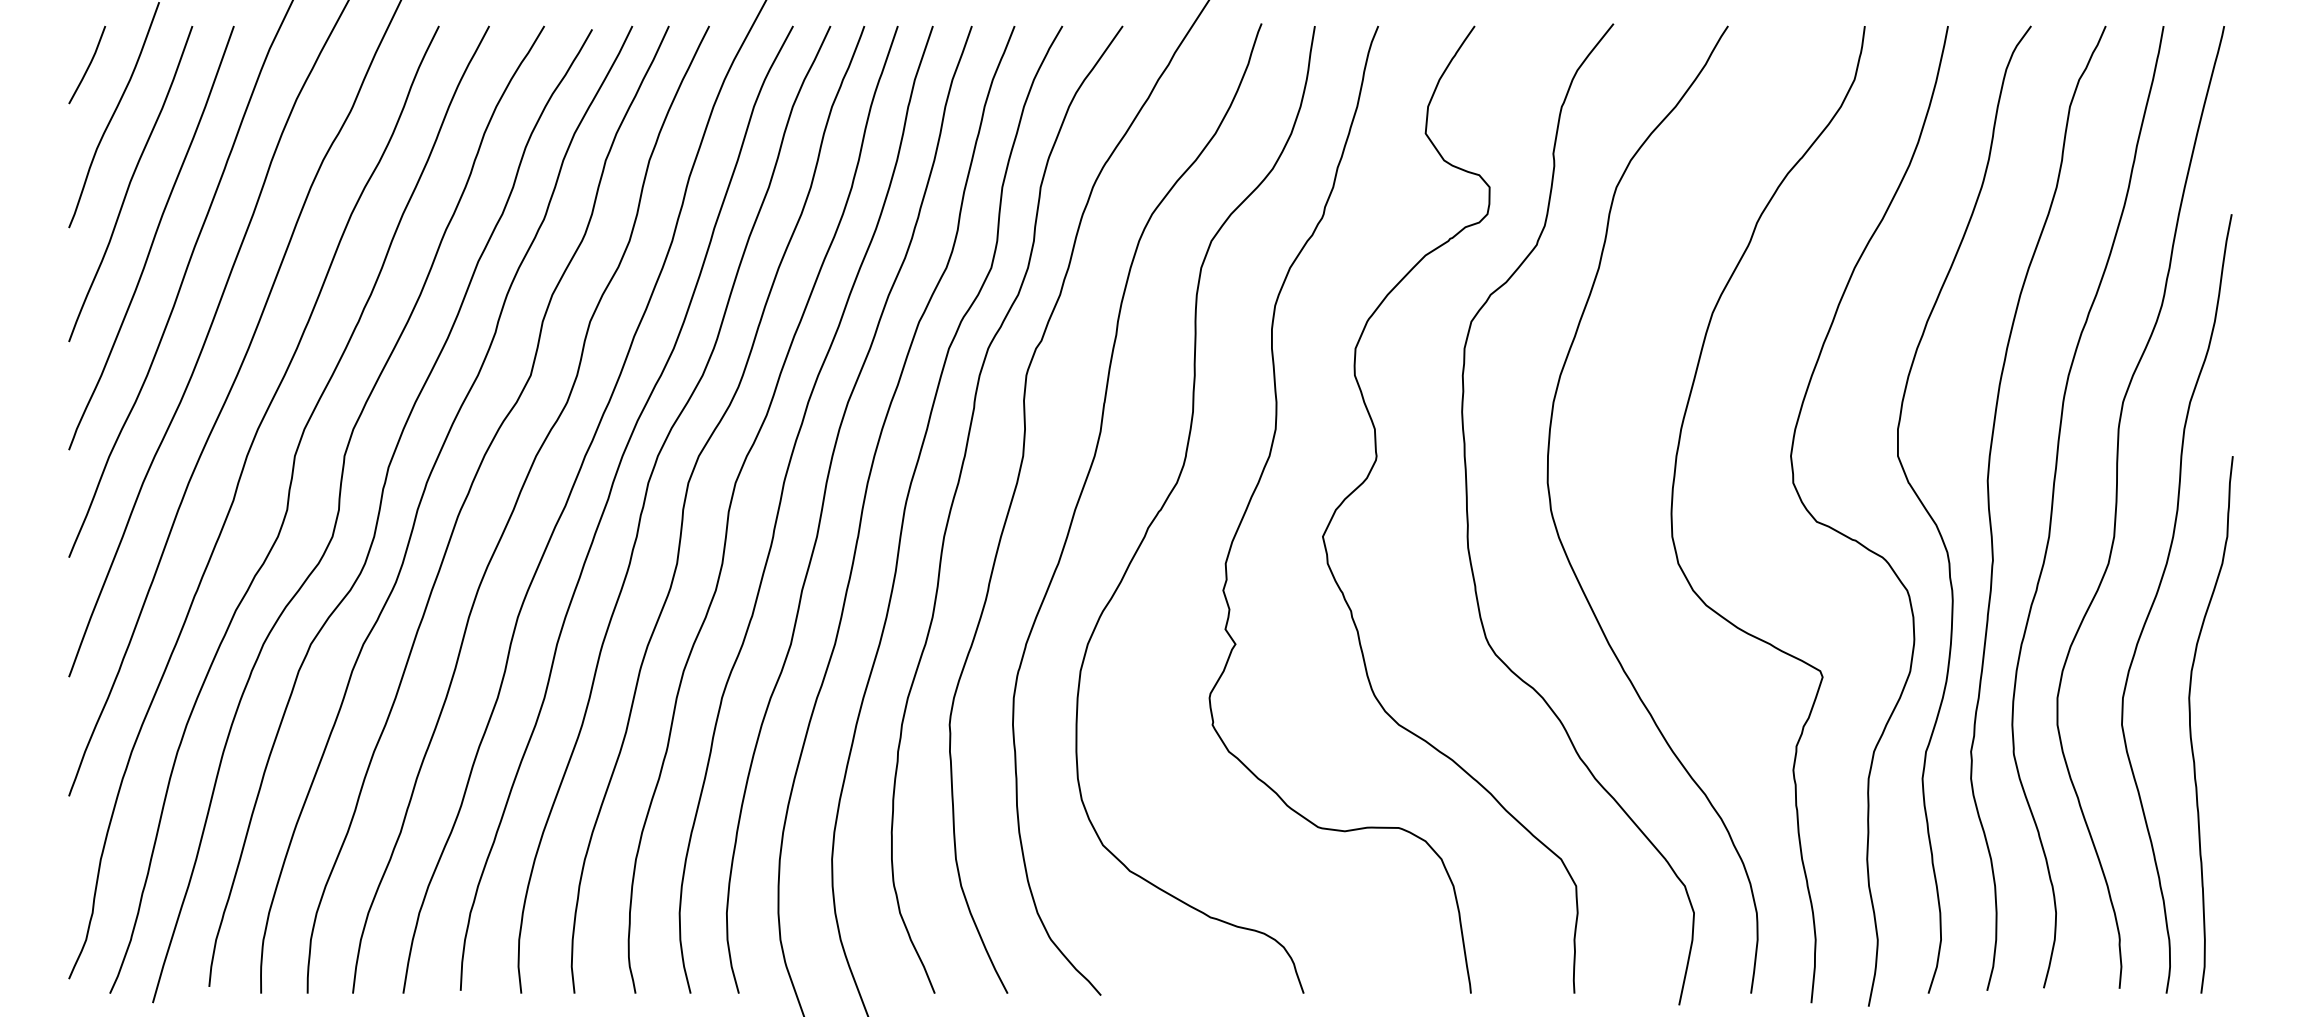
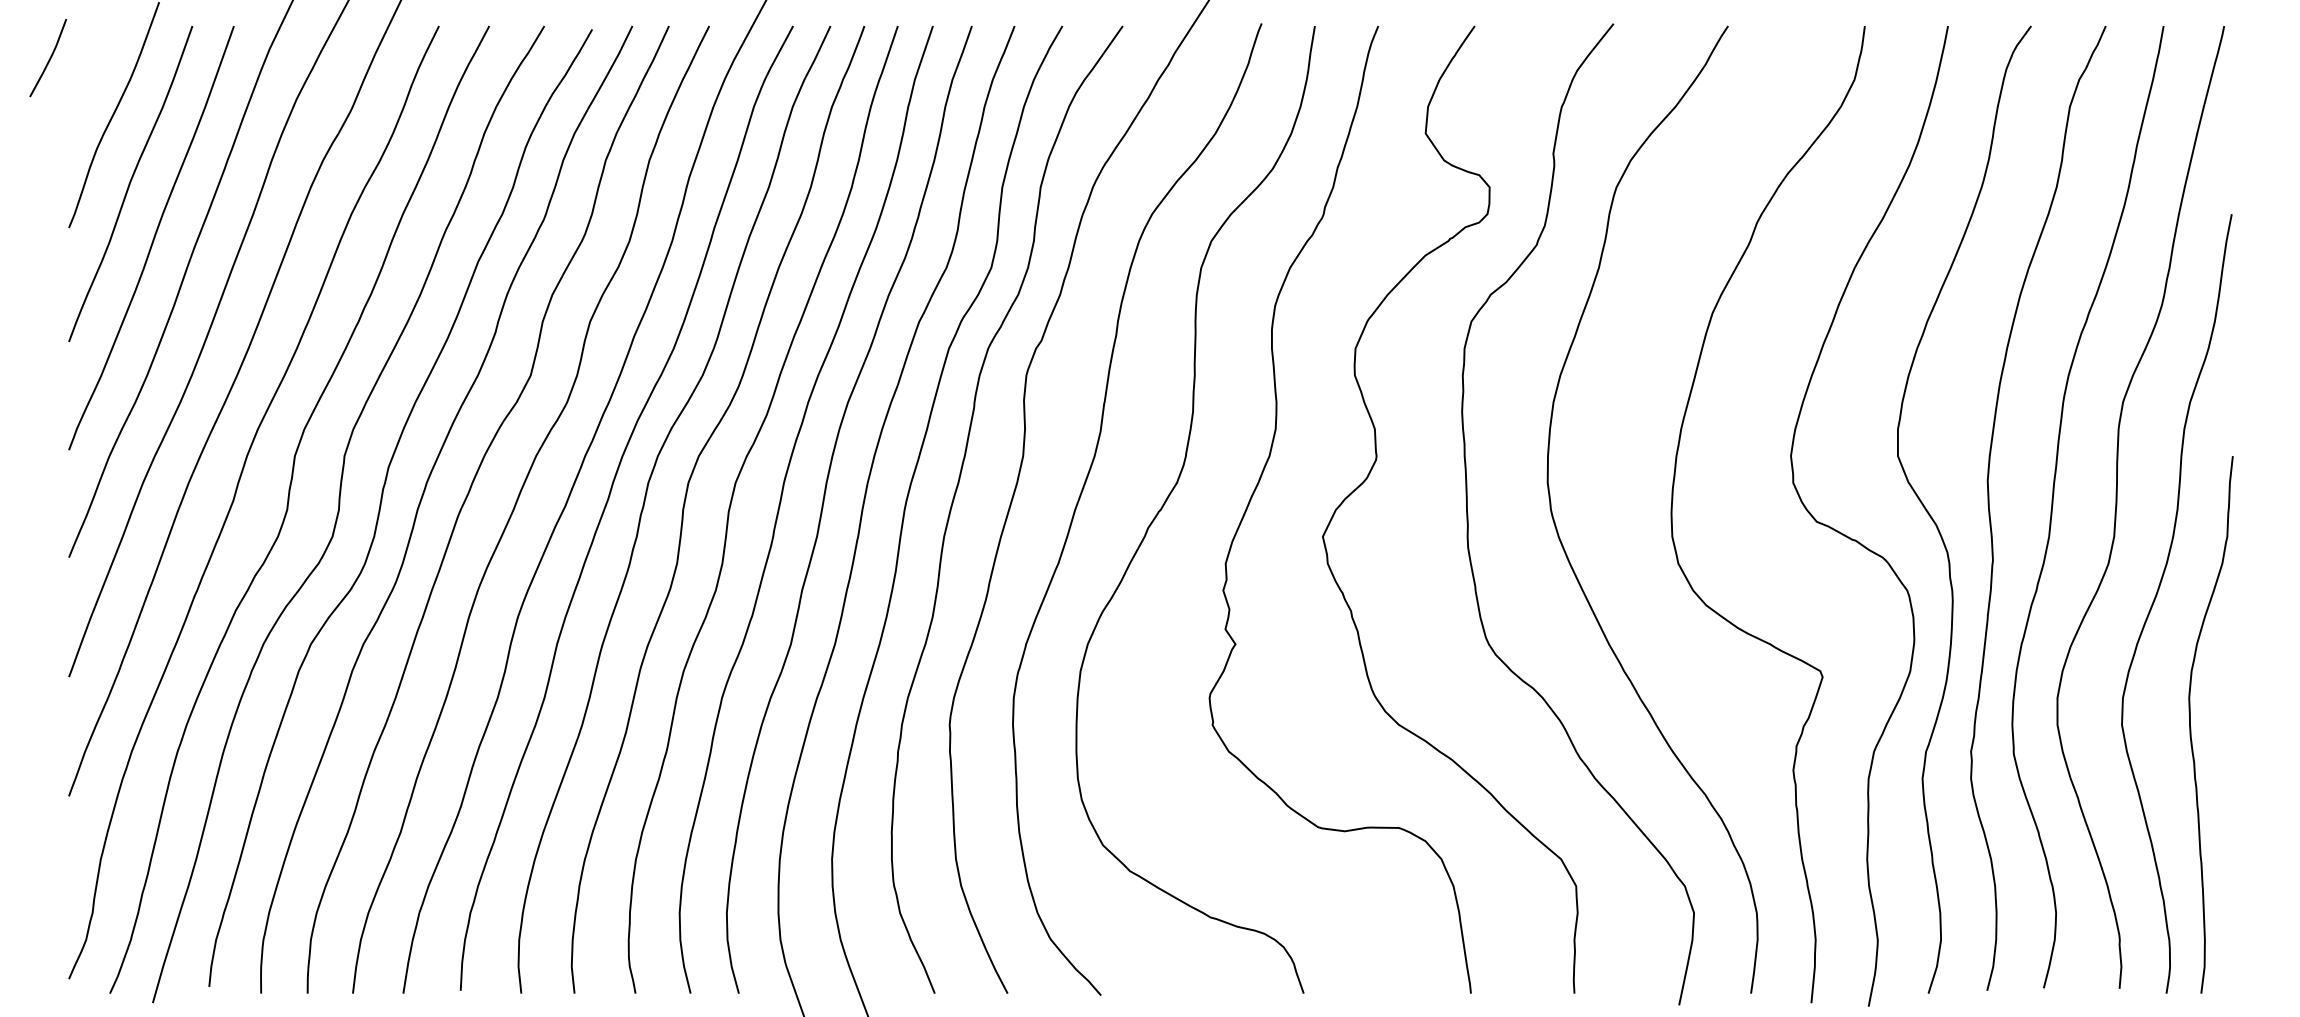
line position: (88, 64) -> (49, 57) (49, 57)
